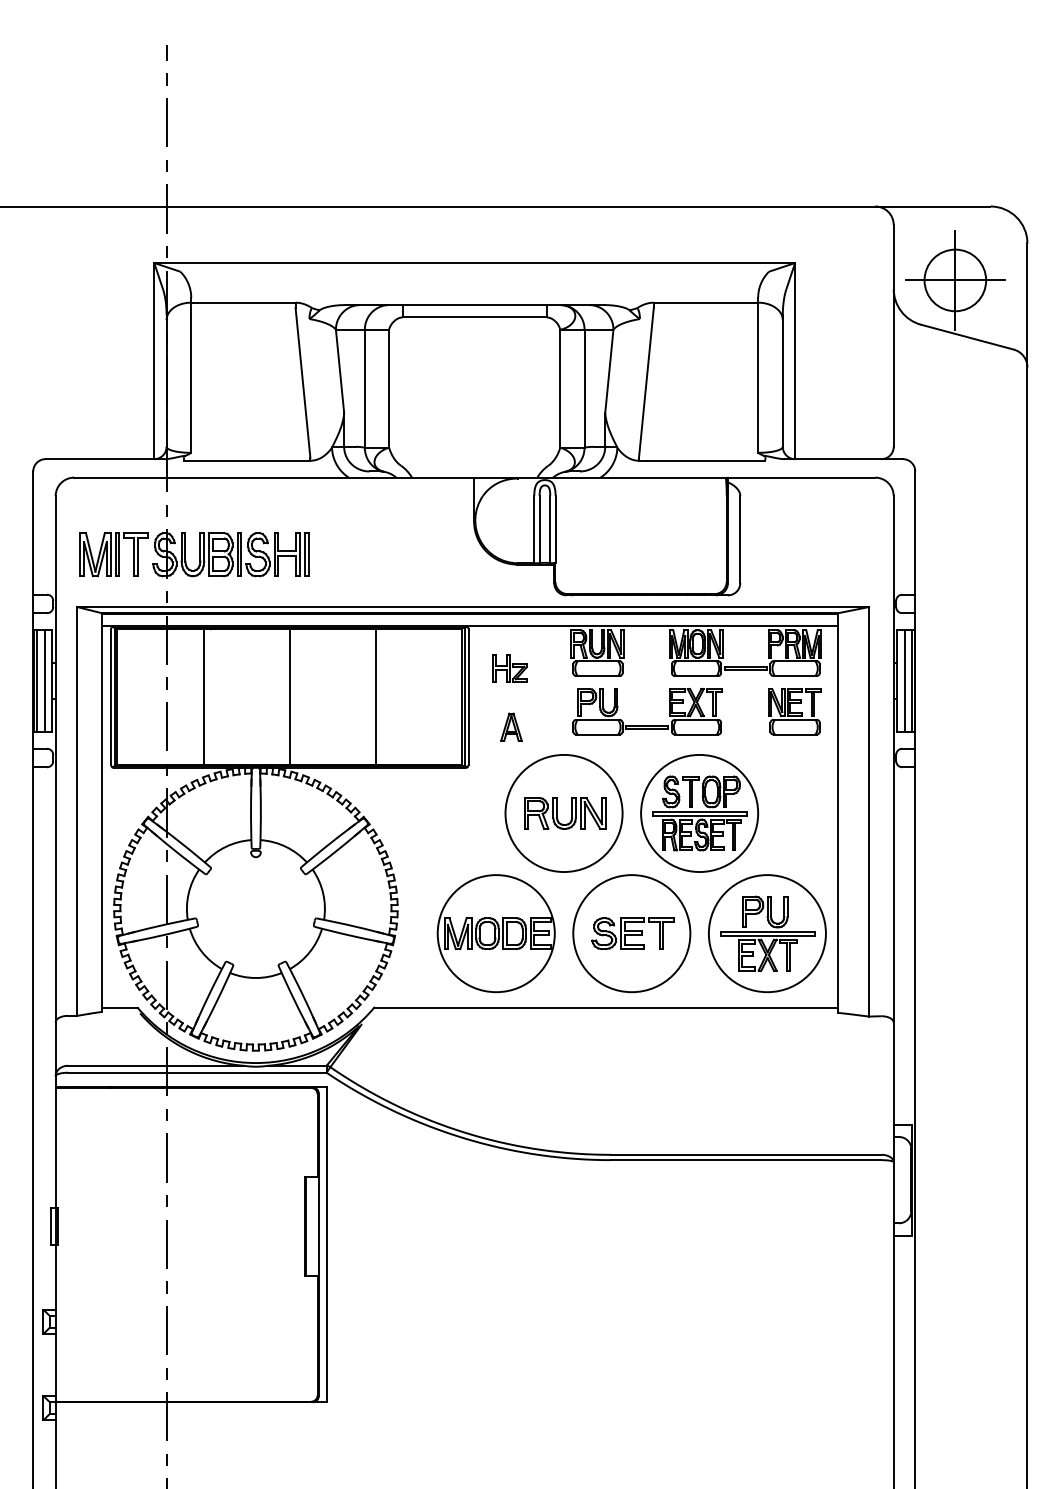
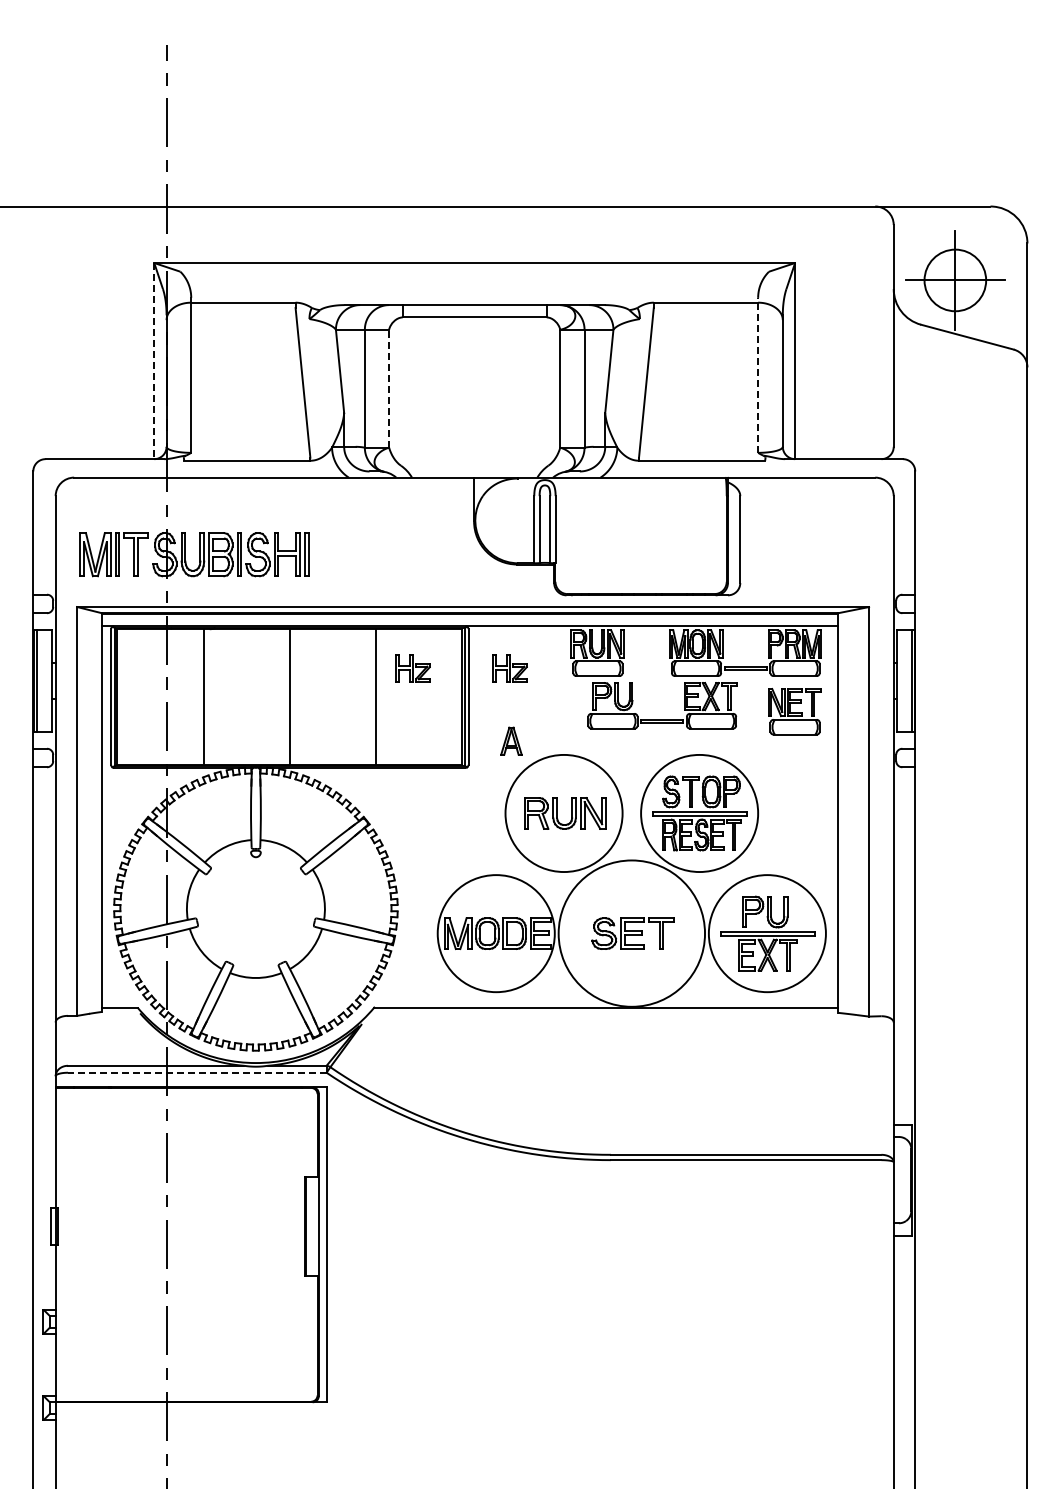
line: solid -> dashed (154, 361)
line: solid -> dashed (758, 374)
line: solid -> dashed (389, 388)
part: none -> present (412, 668)
line: present -> none (44, 680)
line: present -> none (904, 680)
part position: (647, 725) -> (662, 719) (662, 719)
part position: (511, 726) -> (511, 740) (511, 740)
circle diameter: 117 px -> 146 px (631, 933)
line: solid -> dashed (196, 1072)
